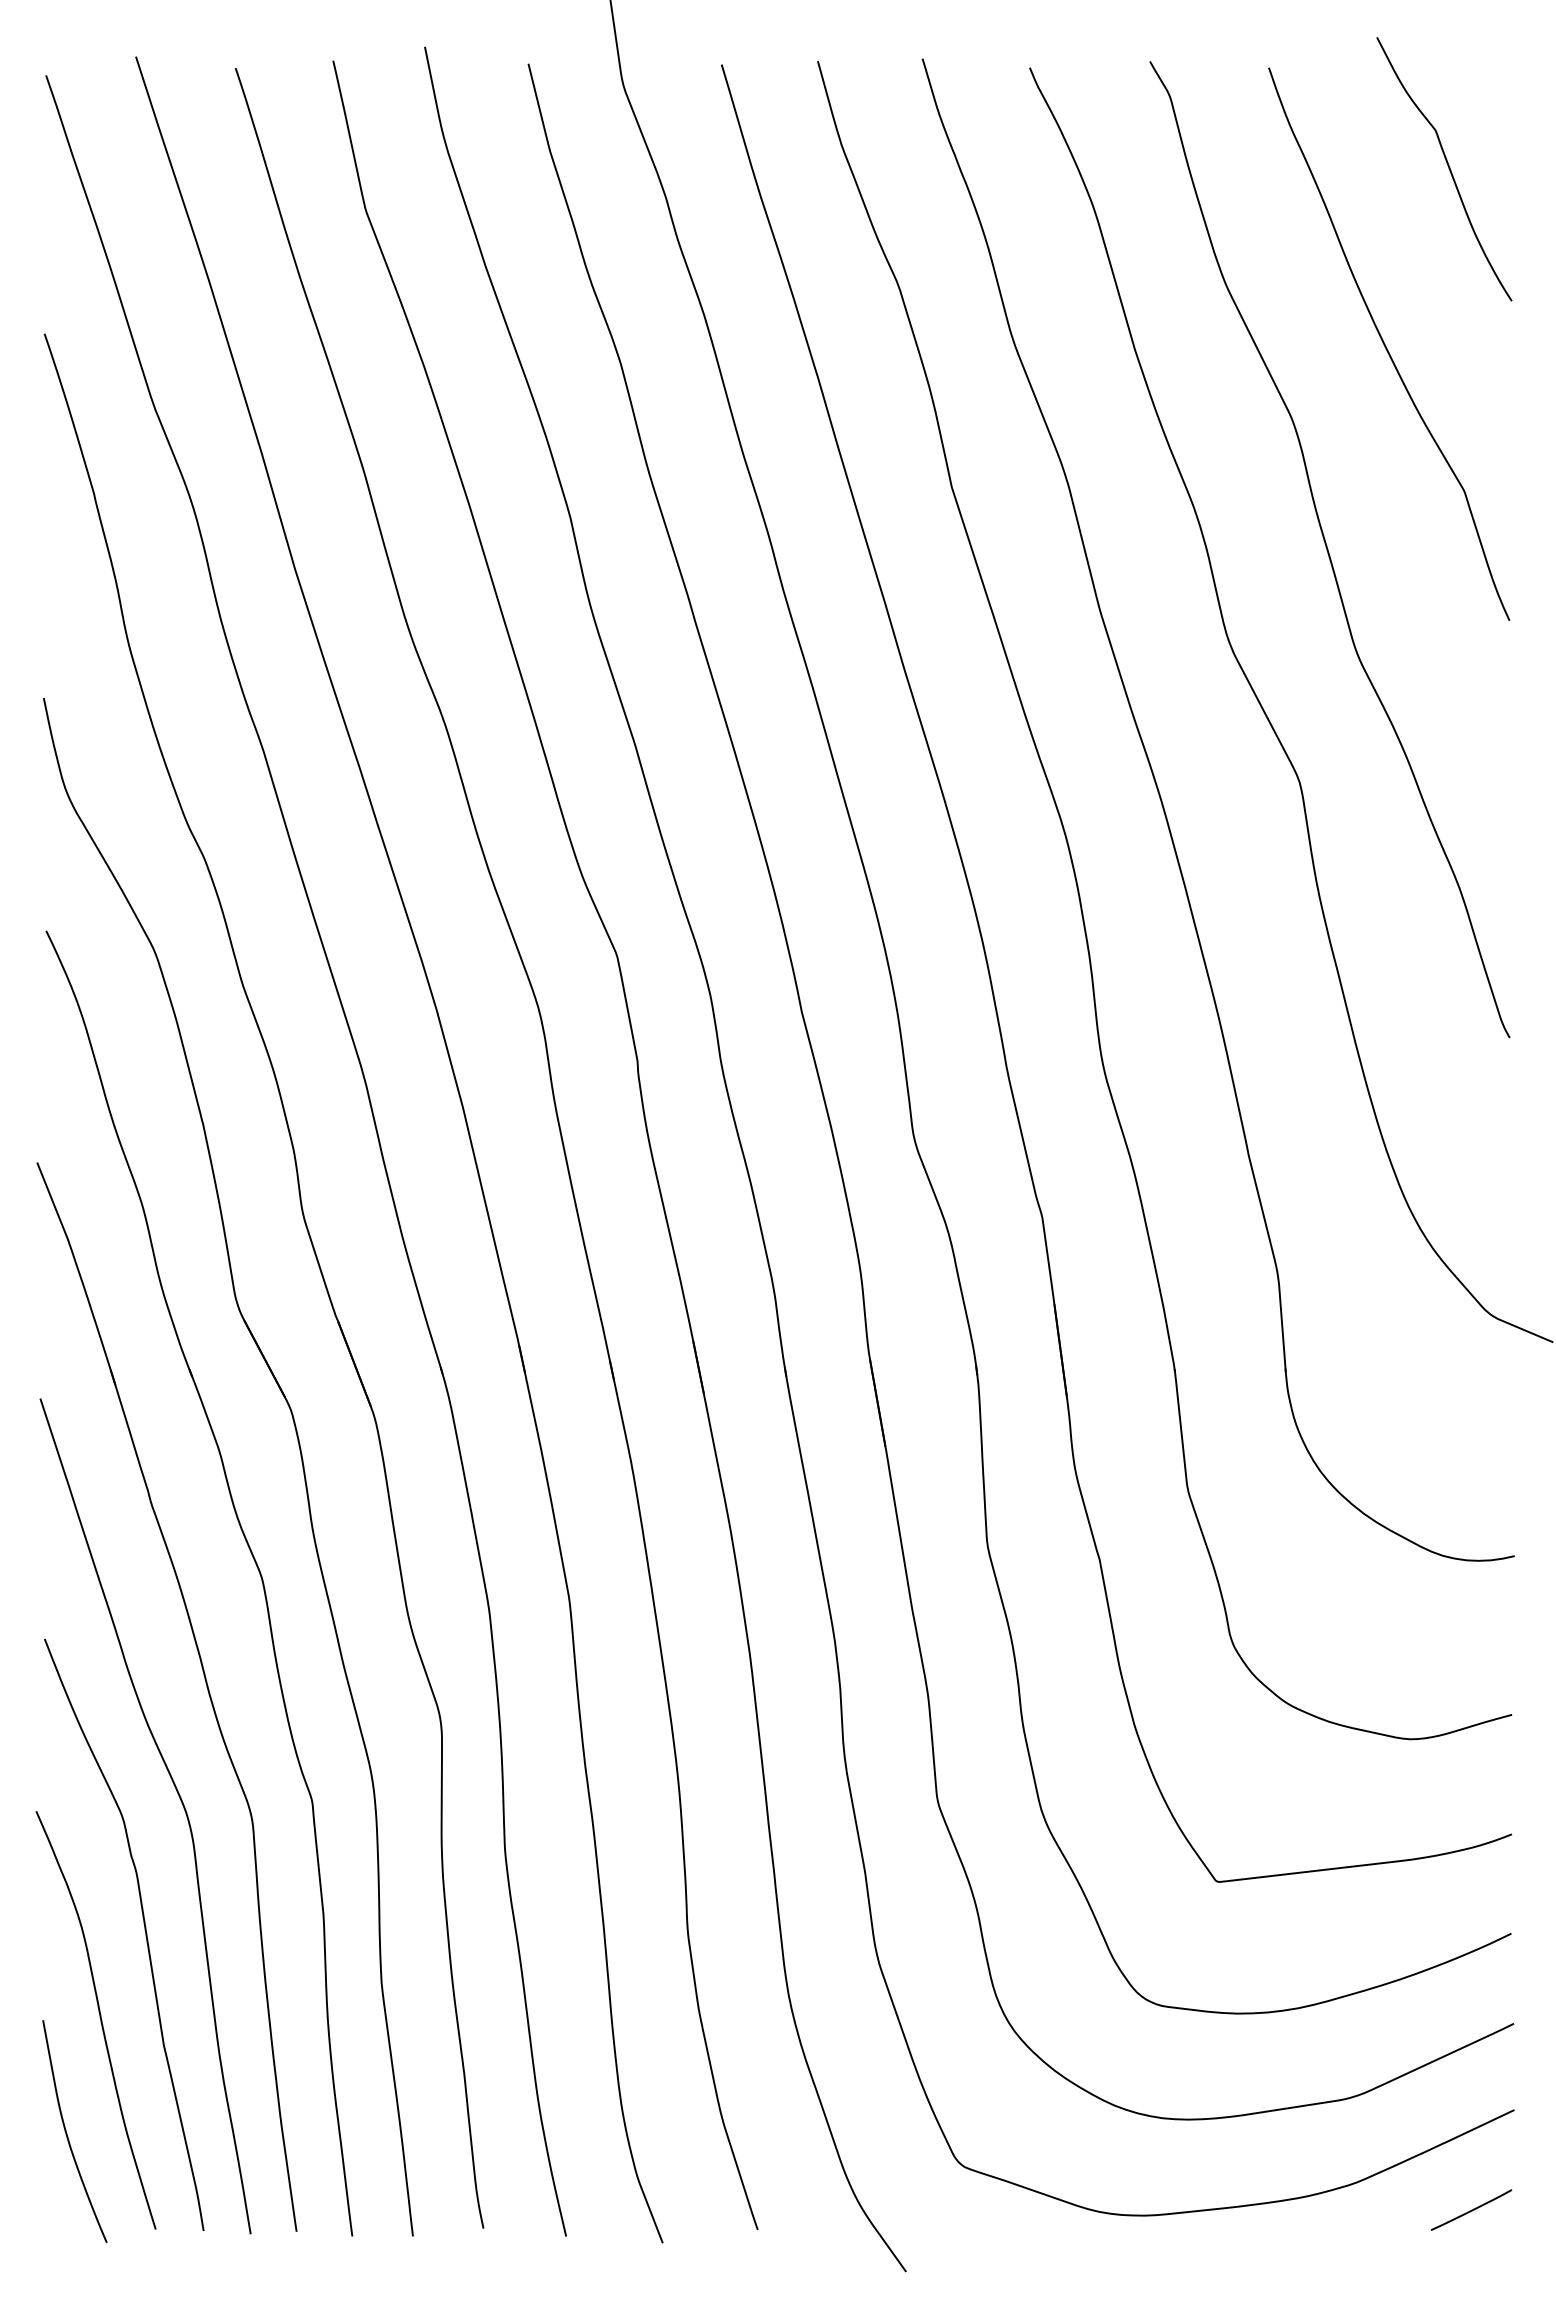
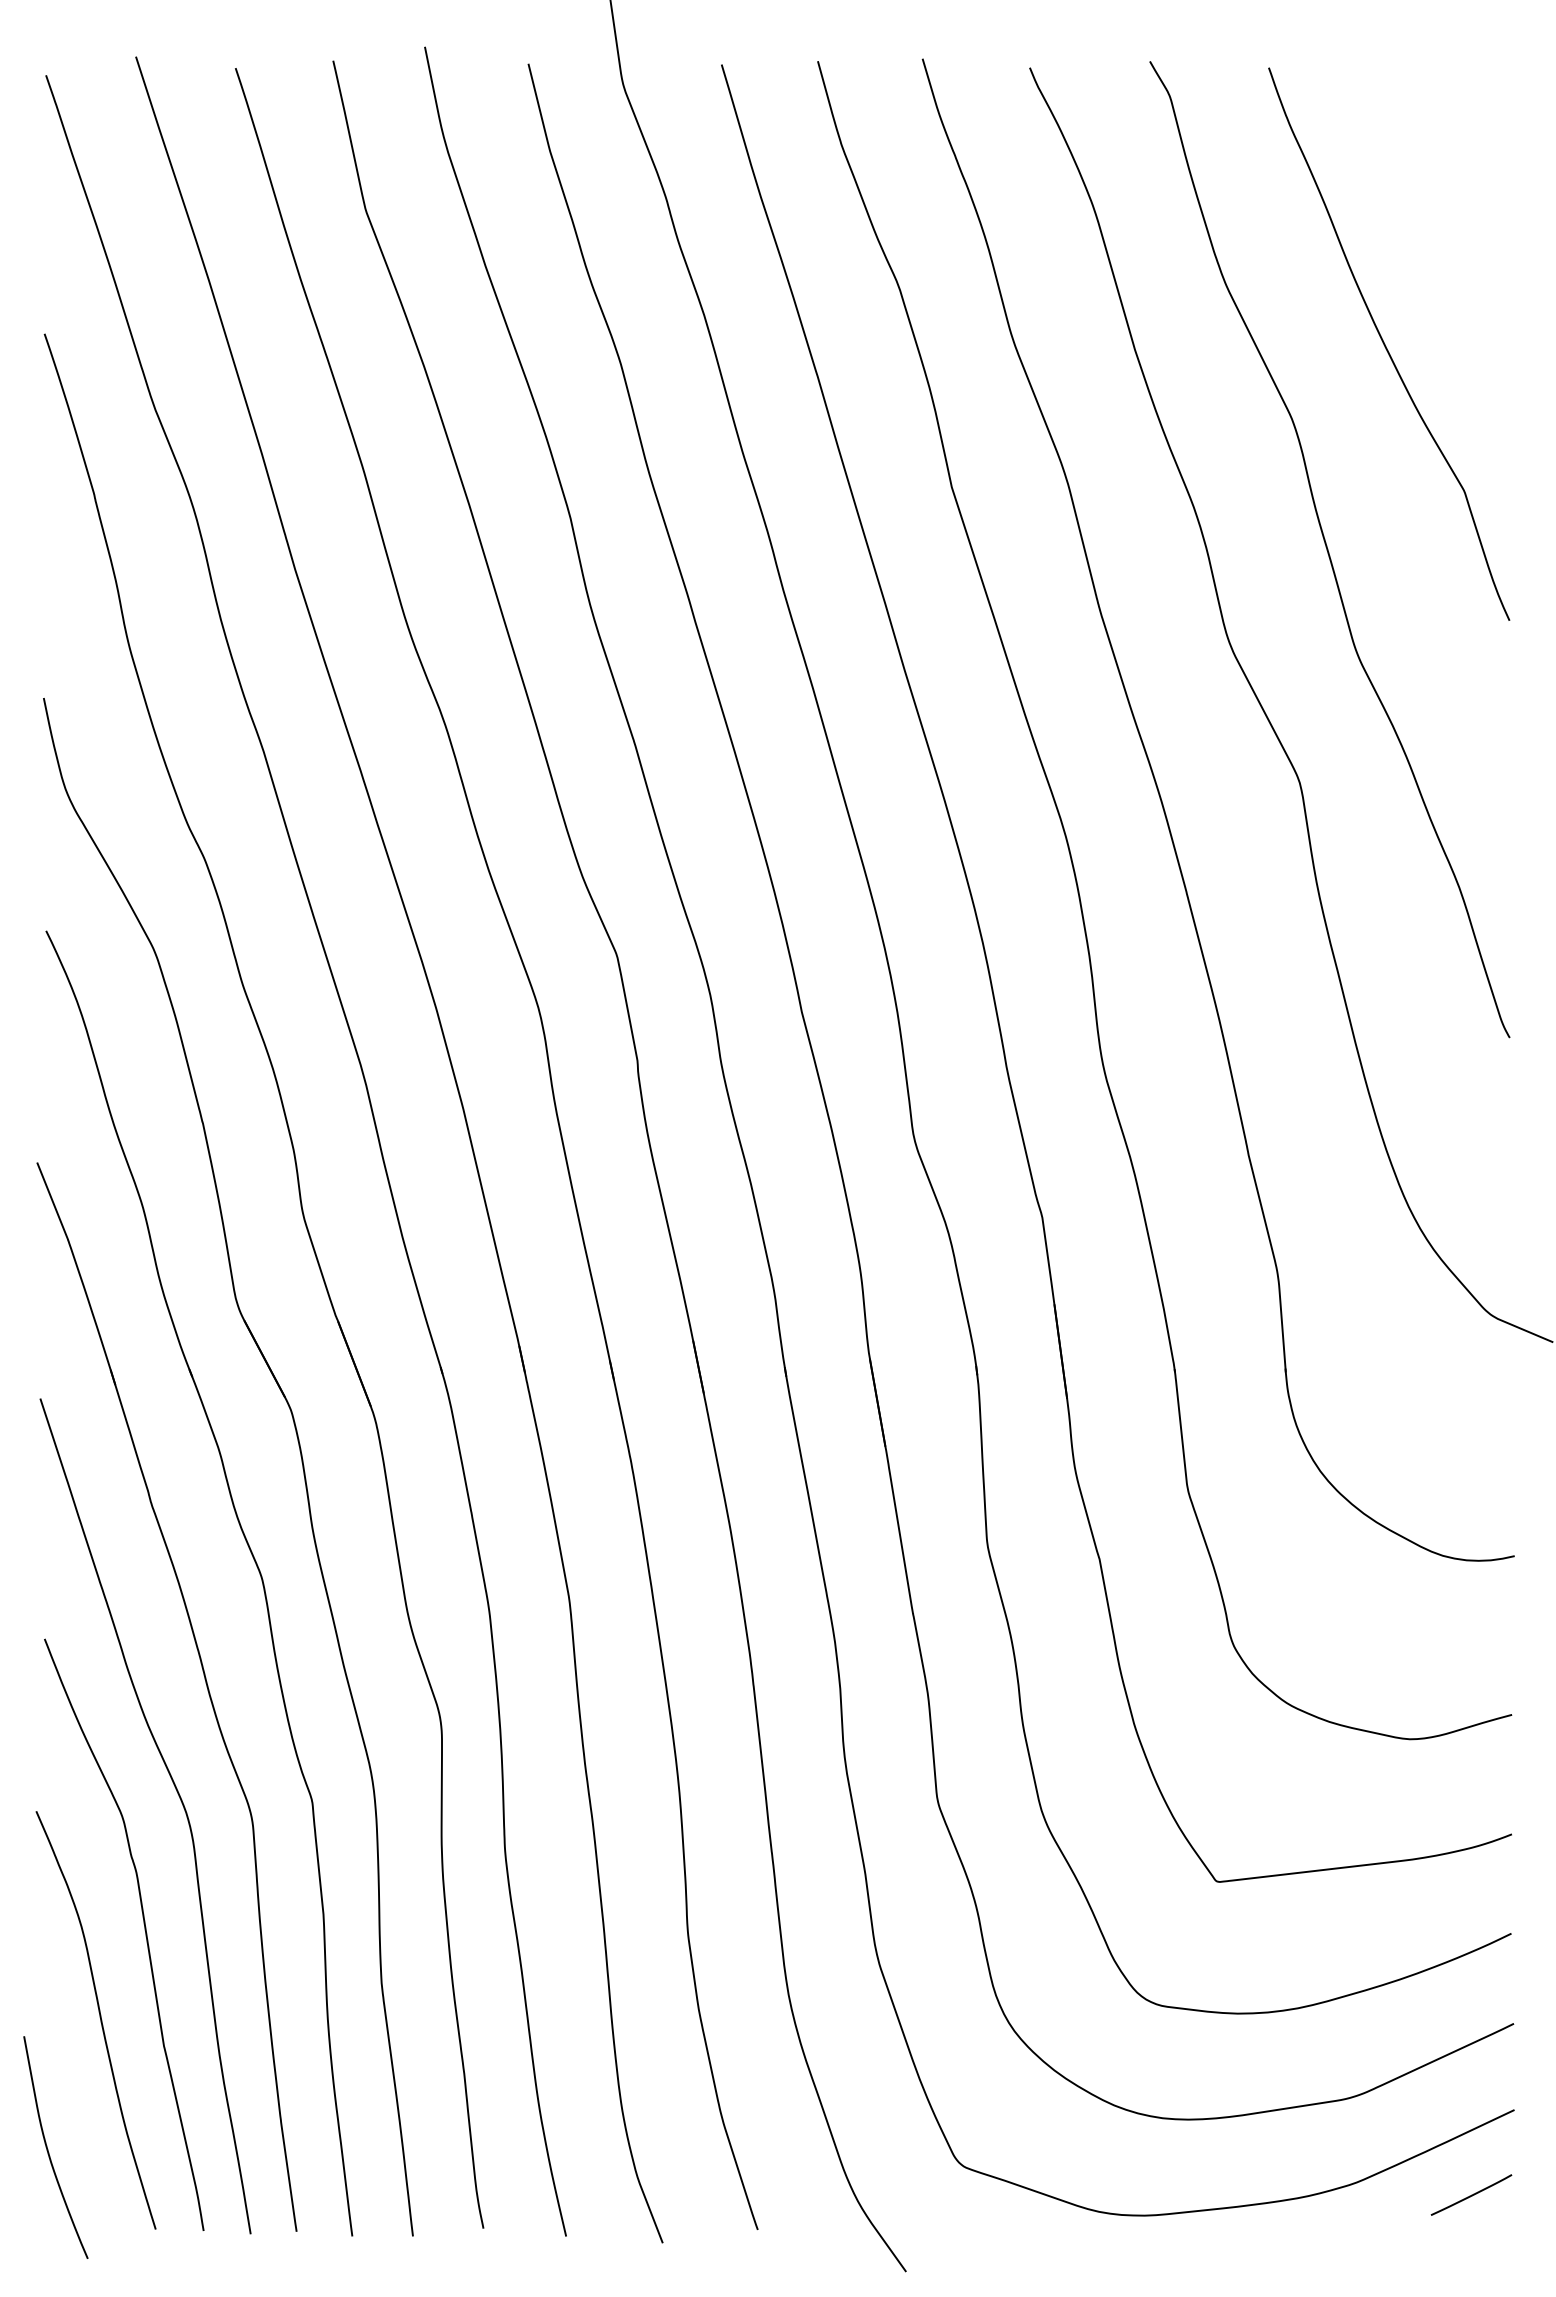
curve: present -> none (1448, 168)
curve position: (67, 2133) -> (48, 2149) (48, 2149)
line position: (1471, 2209) -> (1471, 2194) (1471, 2194)
